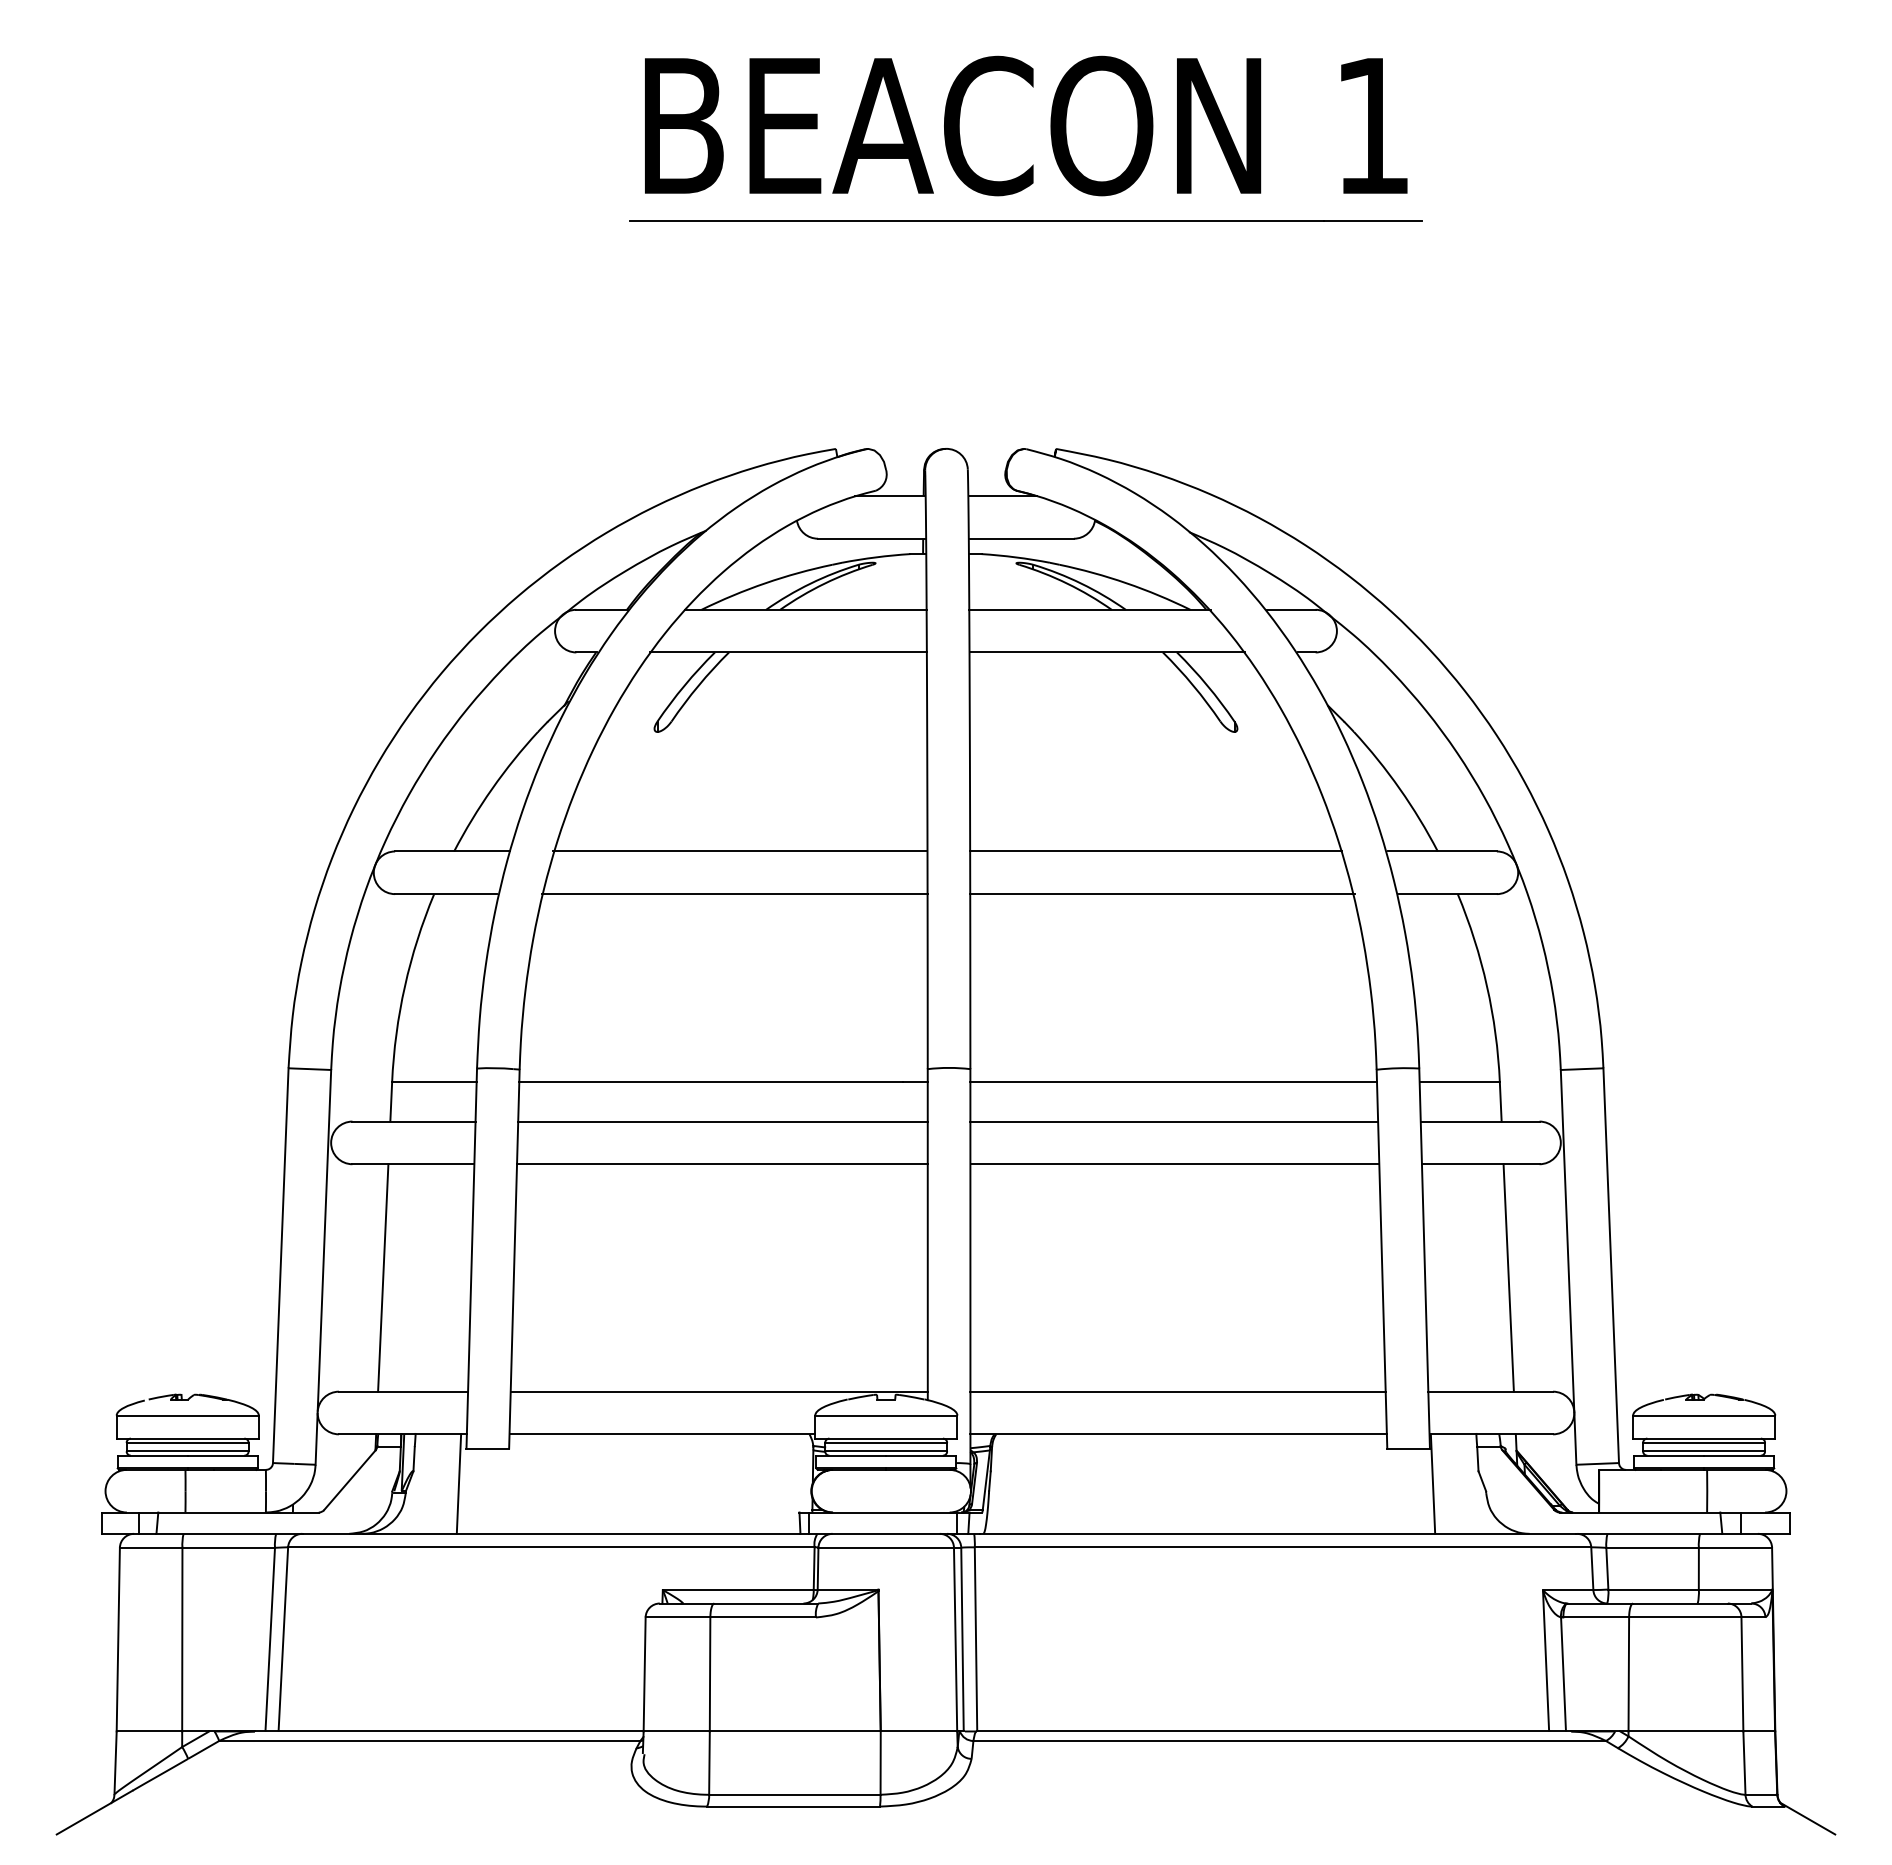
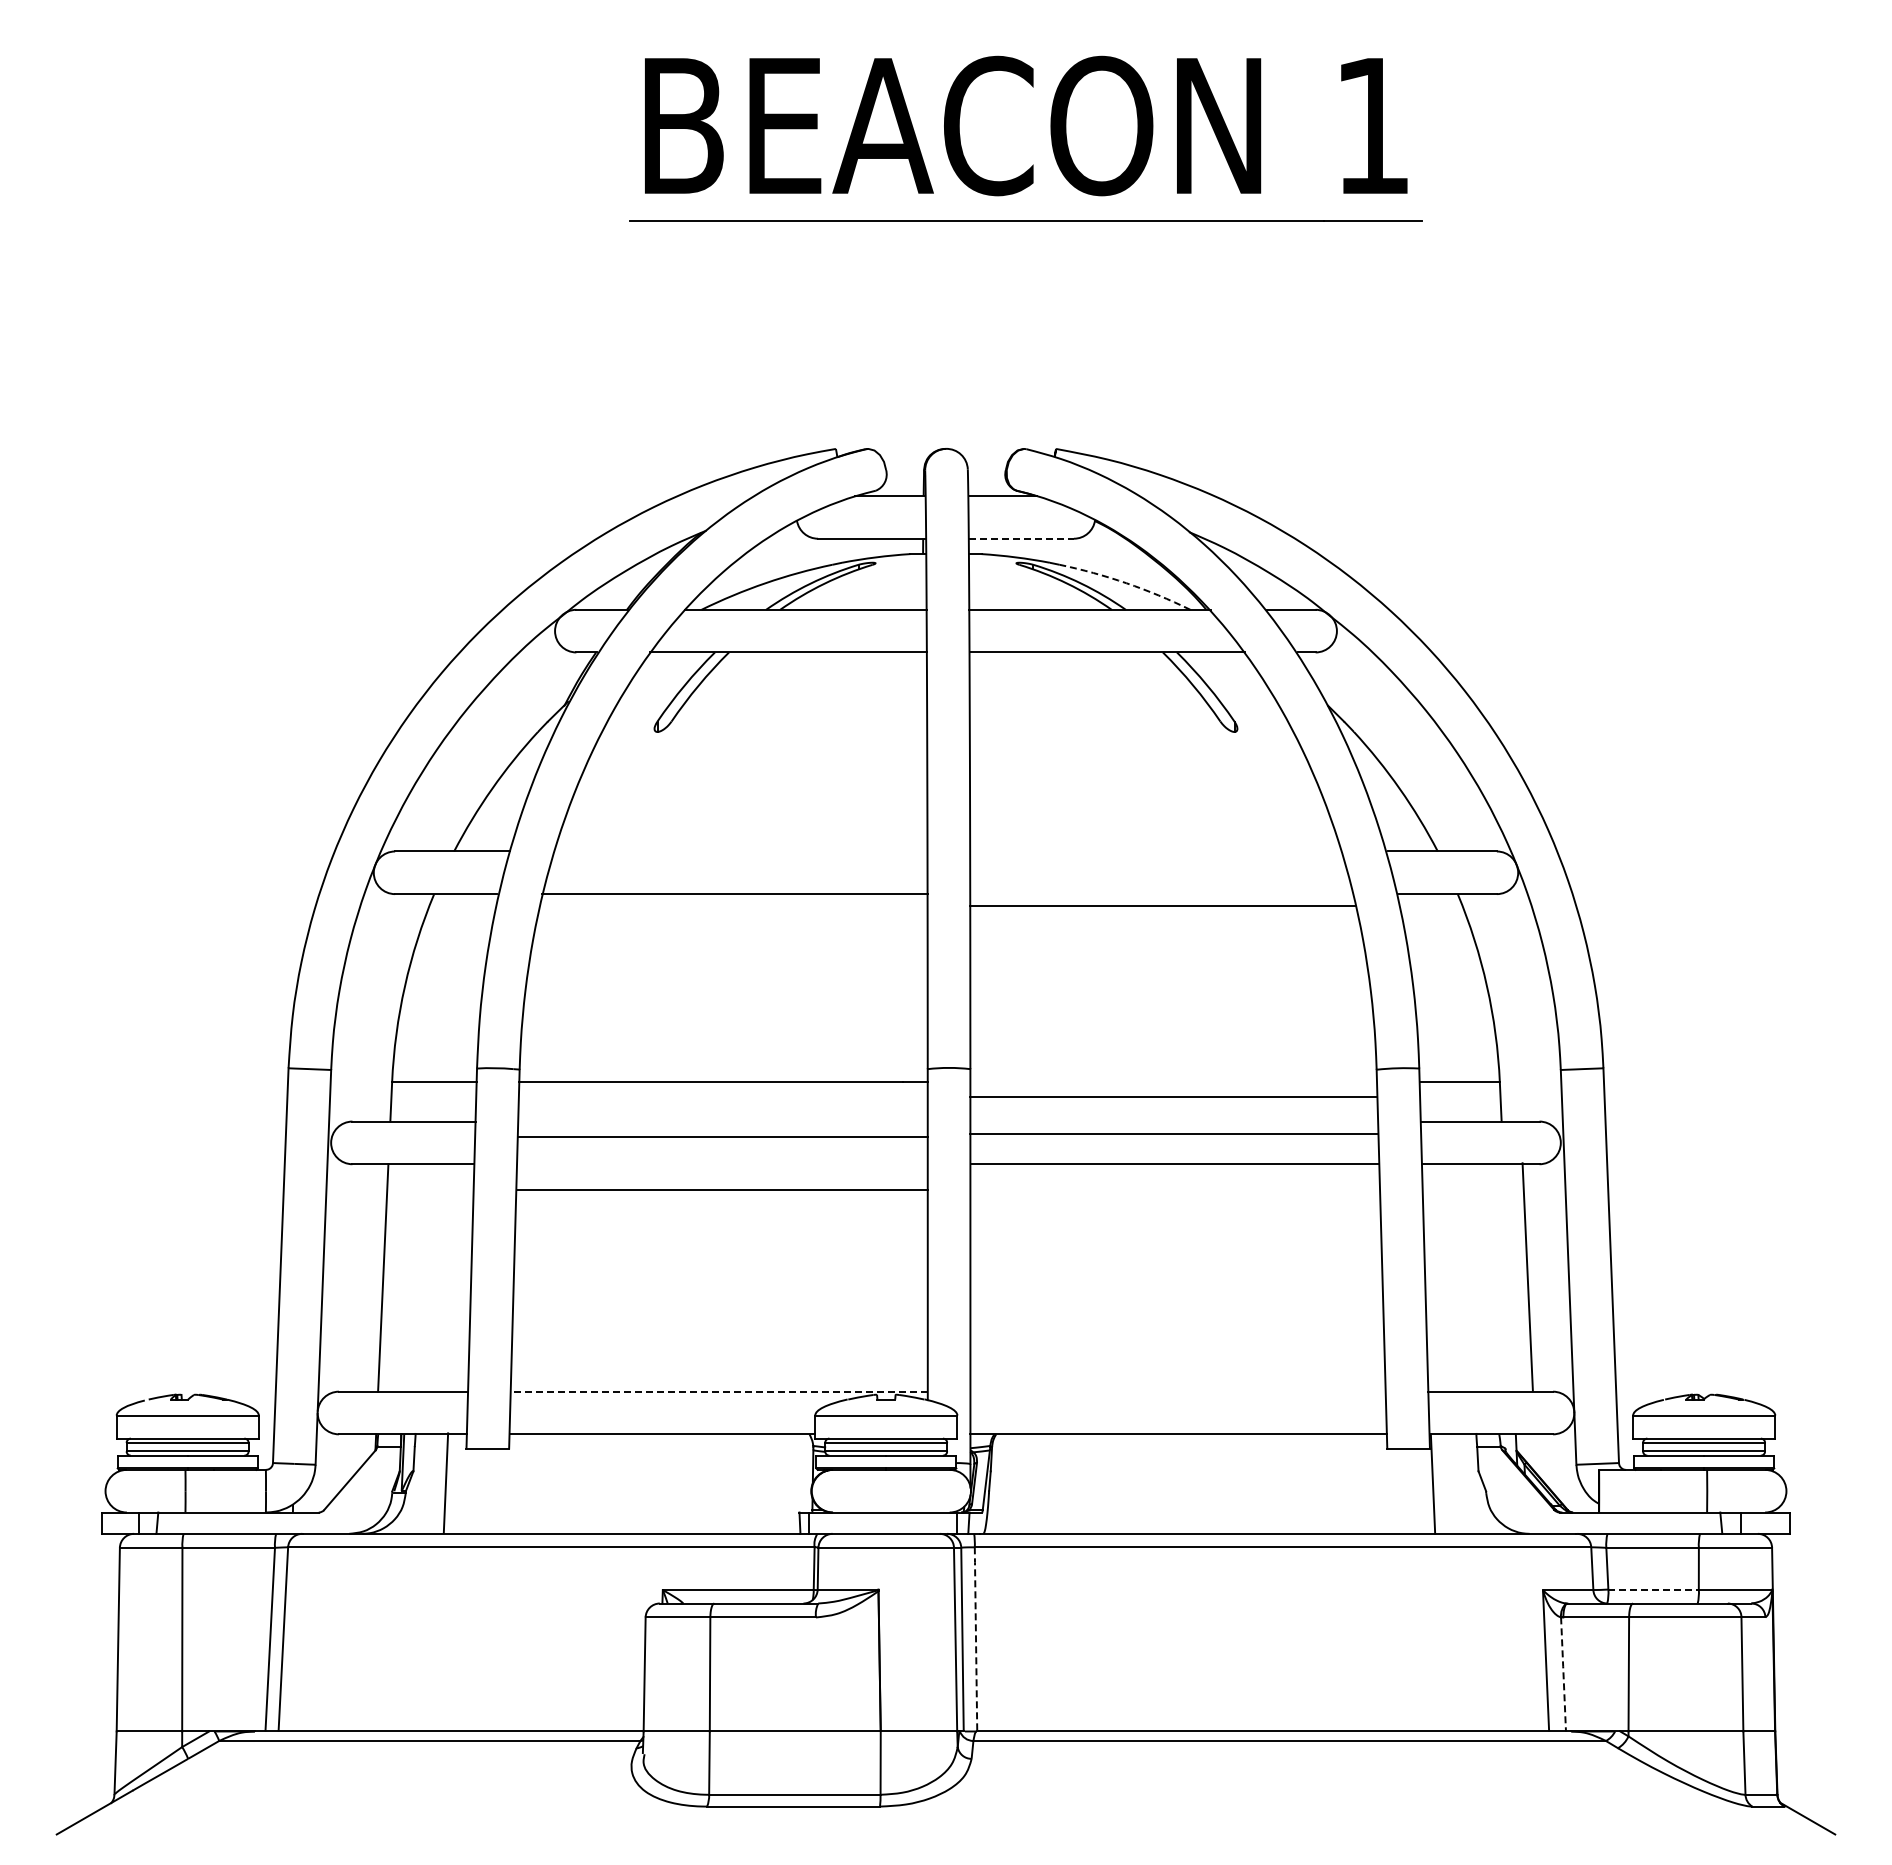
line: solid -> dashed (1022, 538)
arc: solid -> dashed (1126, 583)
line: present -> none (739, 851)
line: present -> none (1155, 851)
line position: (1162, 894) -> (1162, 906) (1162, 906)
line position: (1173, 1082) -> (1173, 1097) (1173, 1097)
line position: (722, 1121) -> (722, 1136) (722, 1136)
line position: (1174, 1121) -> (1174, 1133) (1174, 1133)
line position: (722, 1164) -> (722, 1190) (722, 1190)
line position: (1508, 1277) -> (1527, 1276) (1527, 1276)
line: solid -> dashed (719, 1391)
line: present -> none (1177, 1391)
line position: (458, 1483) -> (445, 1482) (445, 1482)
line: solid -> dashed (1654, 1589)
line: solid -> dashed (976, 1639)
line: solid -> dashed (1563, 1673)
